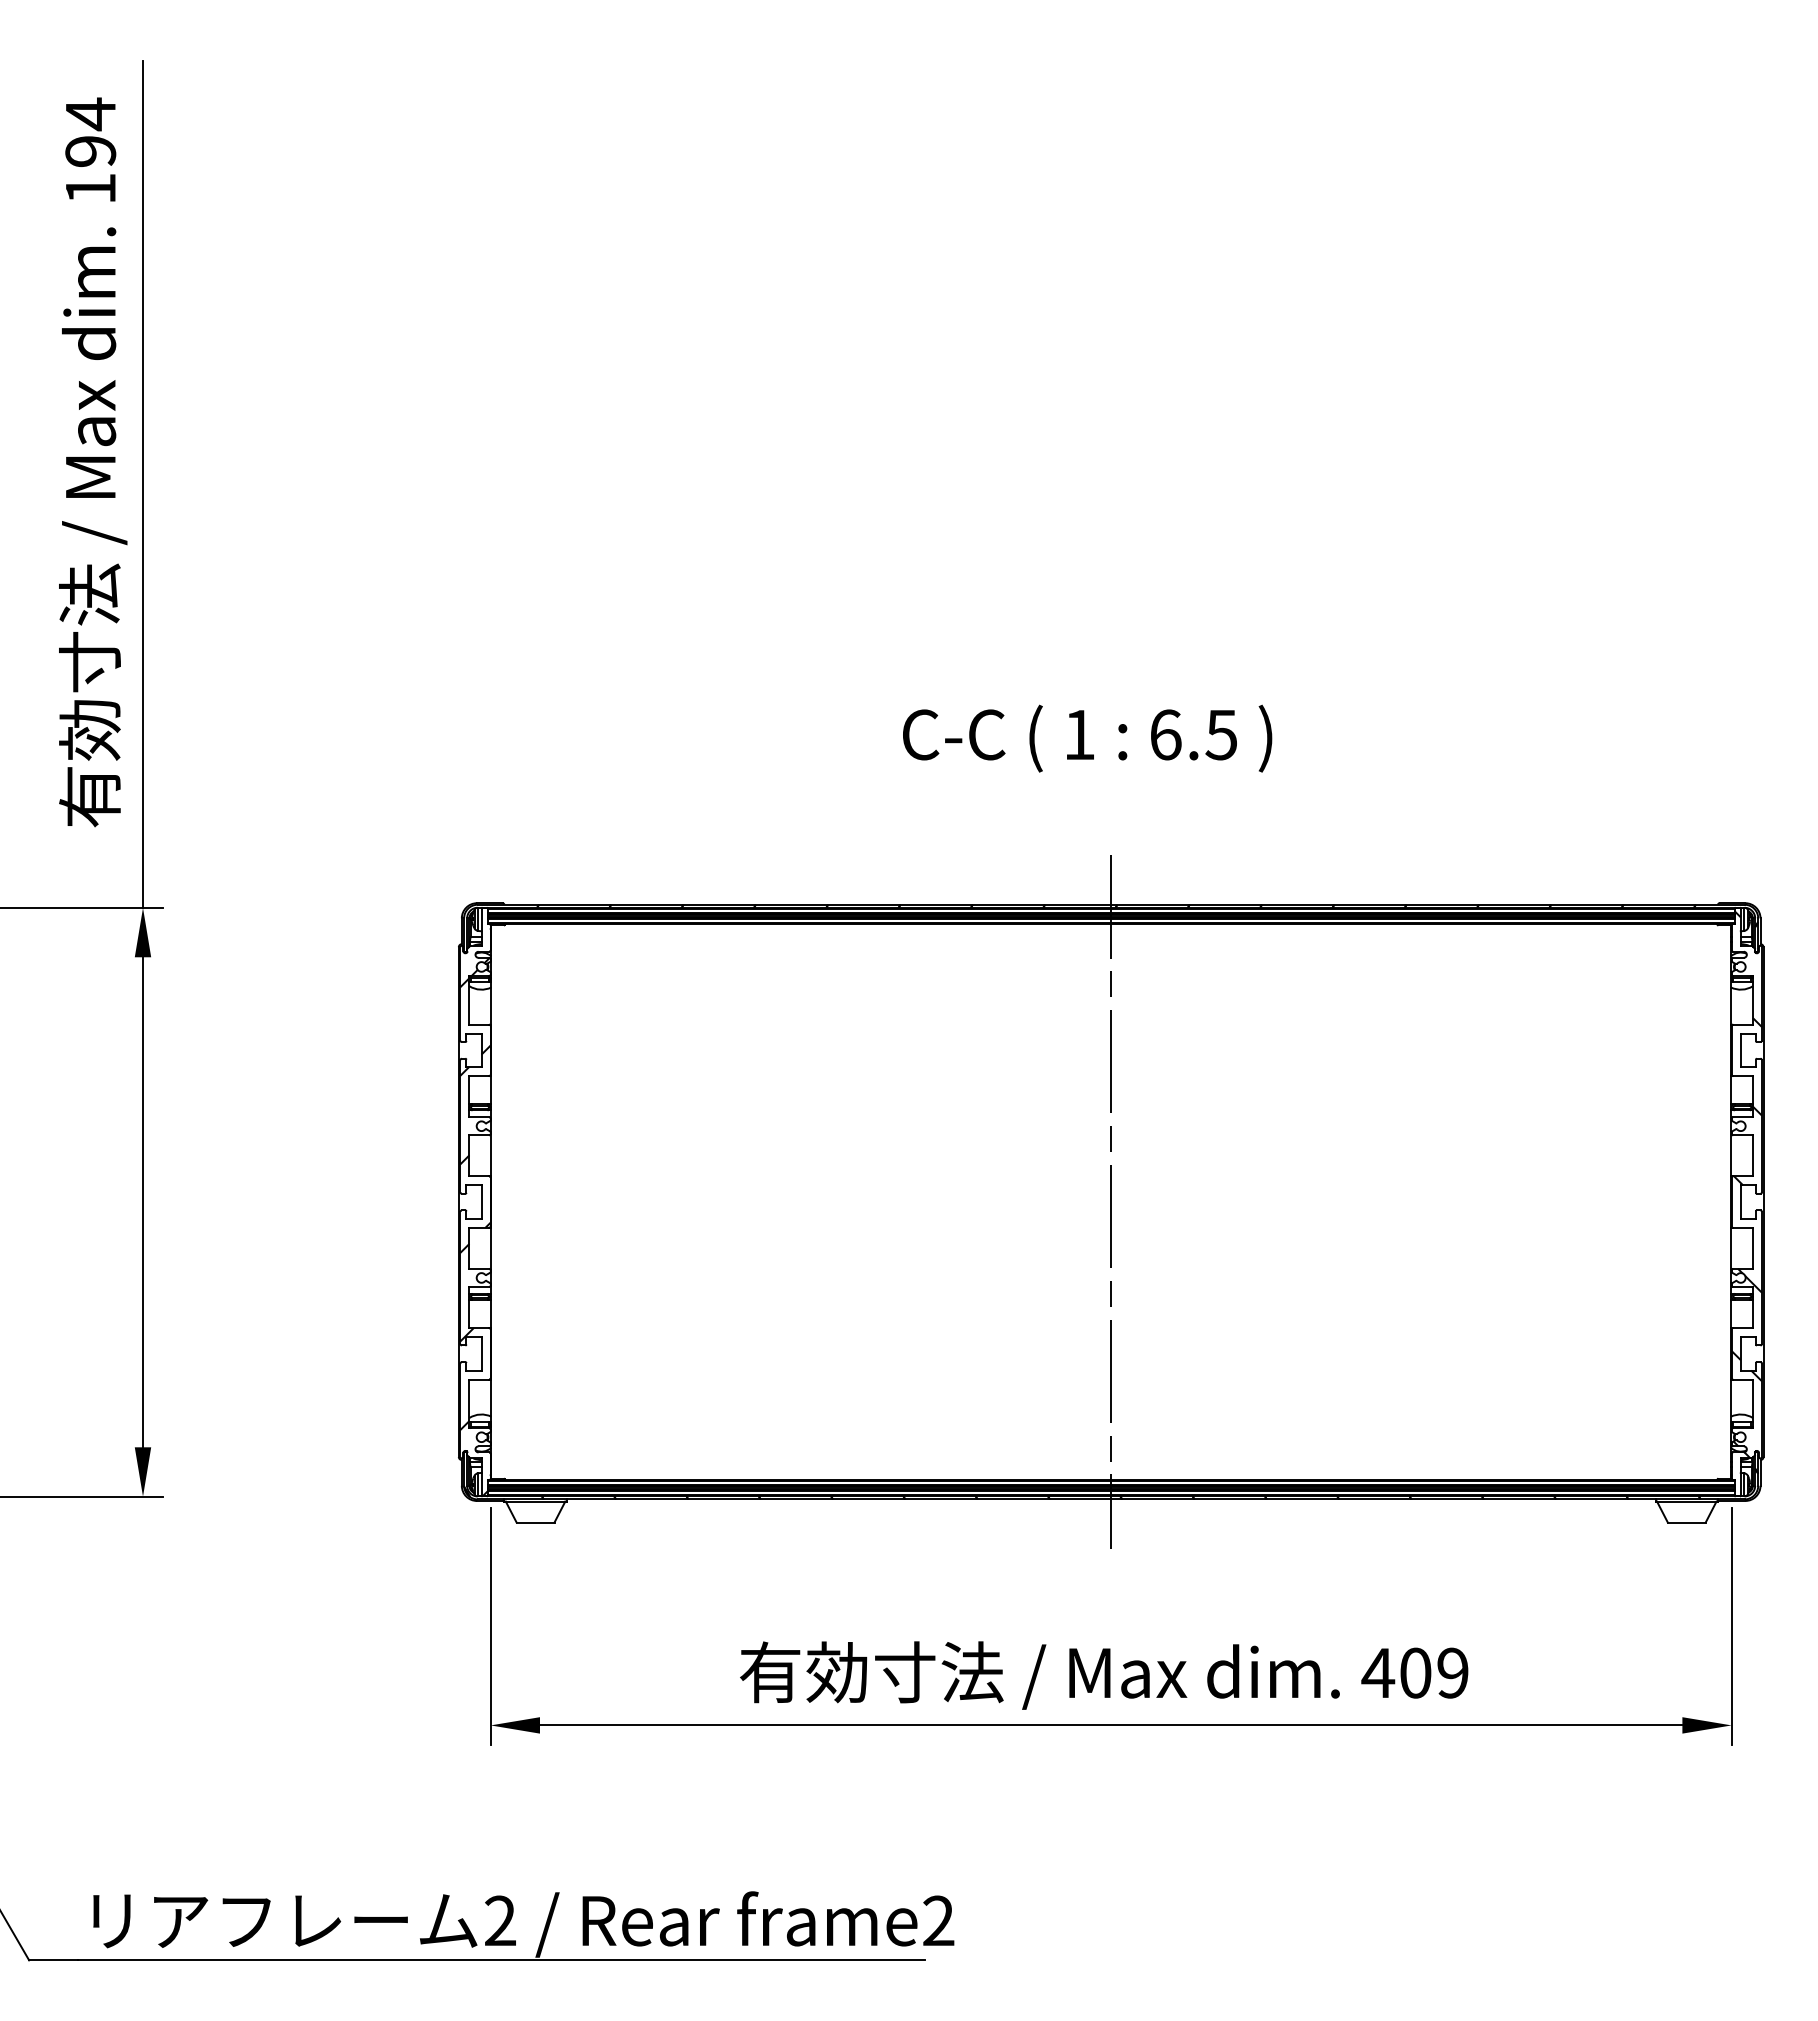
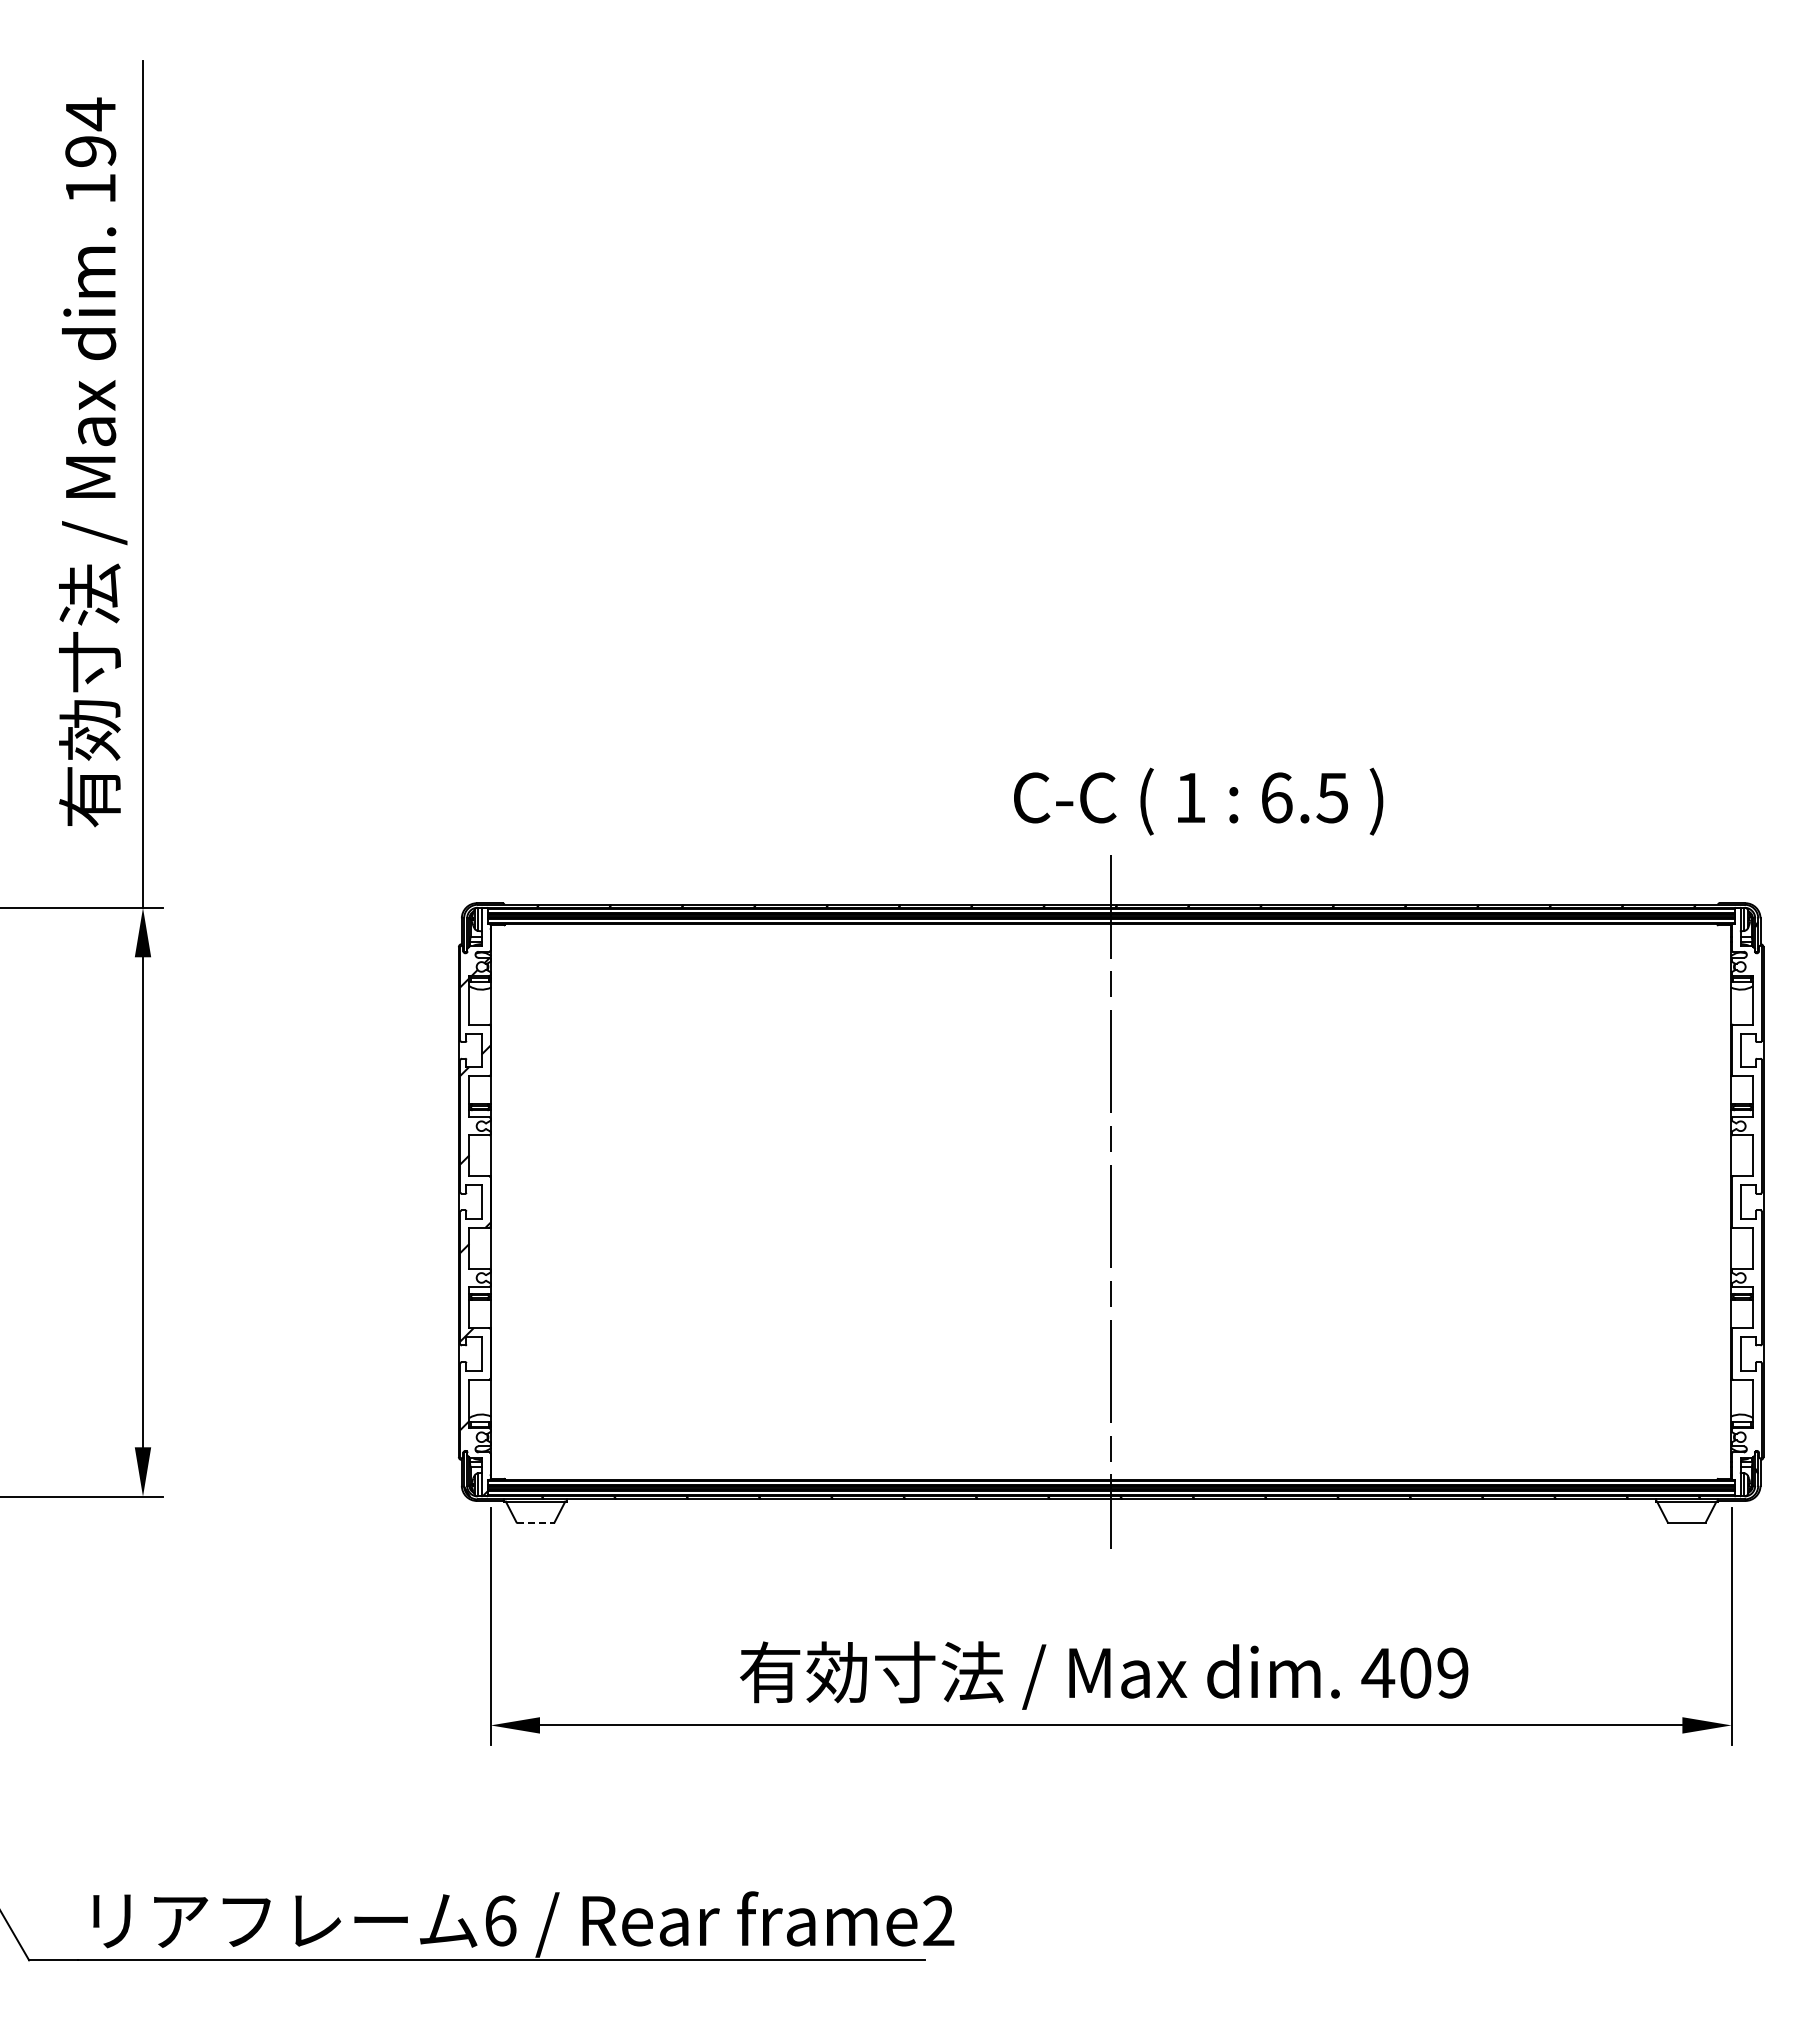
text position: (1087, 738) -> (1198, 801) (1198, 801)
hatch: present -> none (1746, 1184)
line: solid -> dashed (535, 1522)
text: 2 -> 6 (500, 1920)
